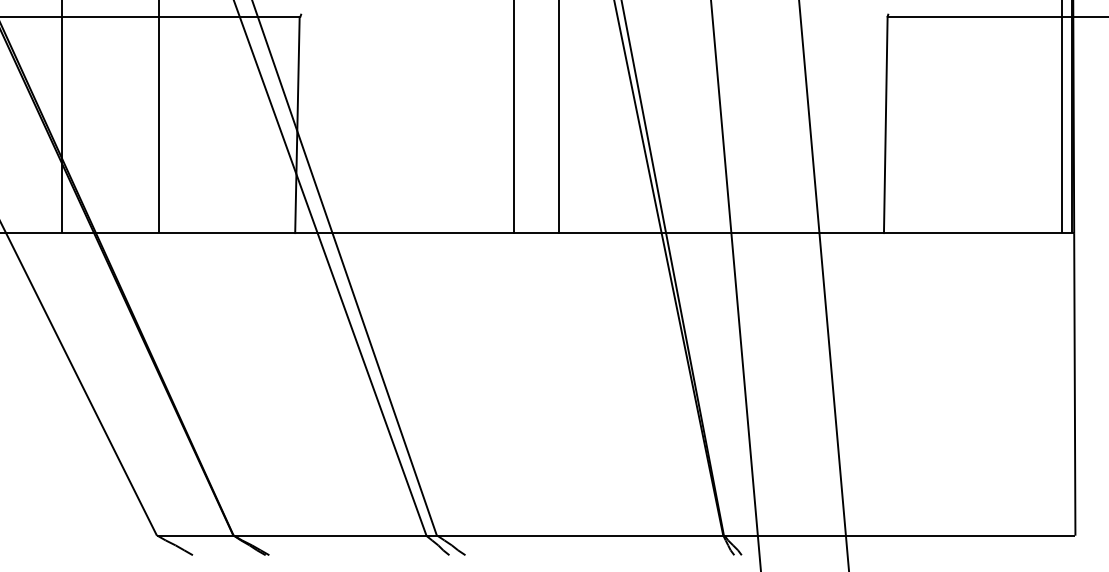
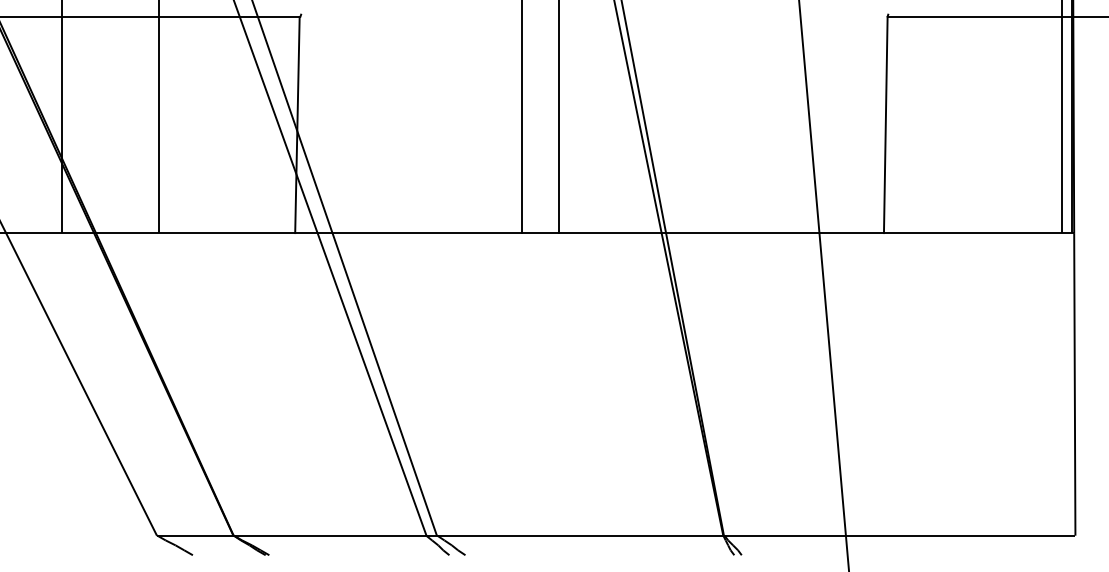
line position: (514, 117) -> (522, 117) (522, 117)
line: present -> none (735, 285)
